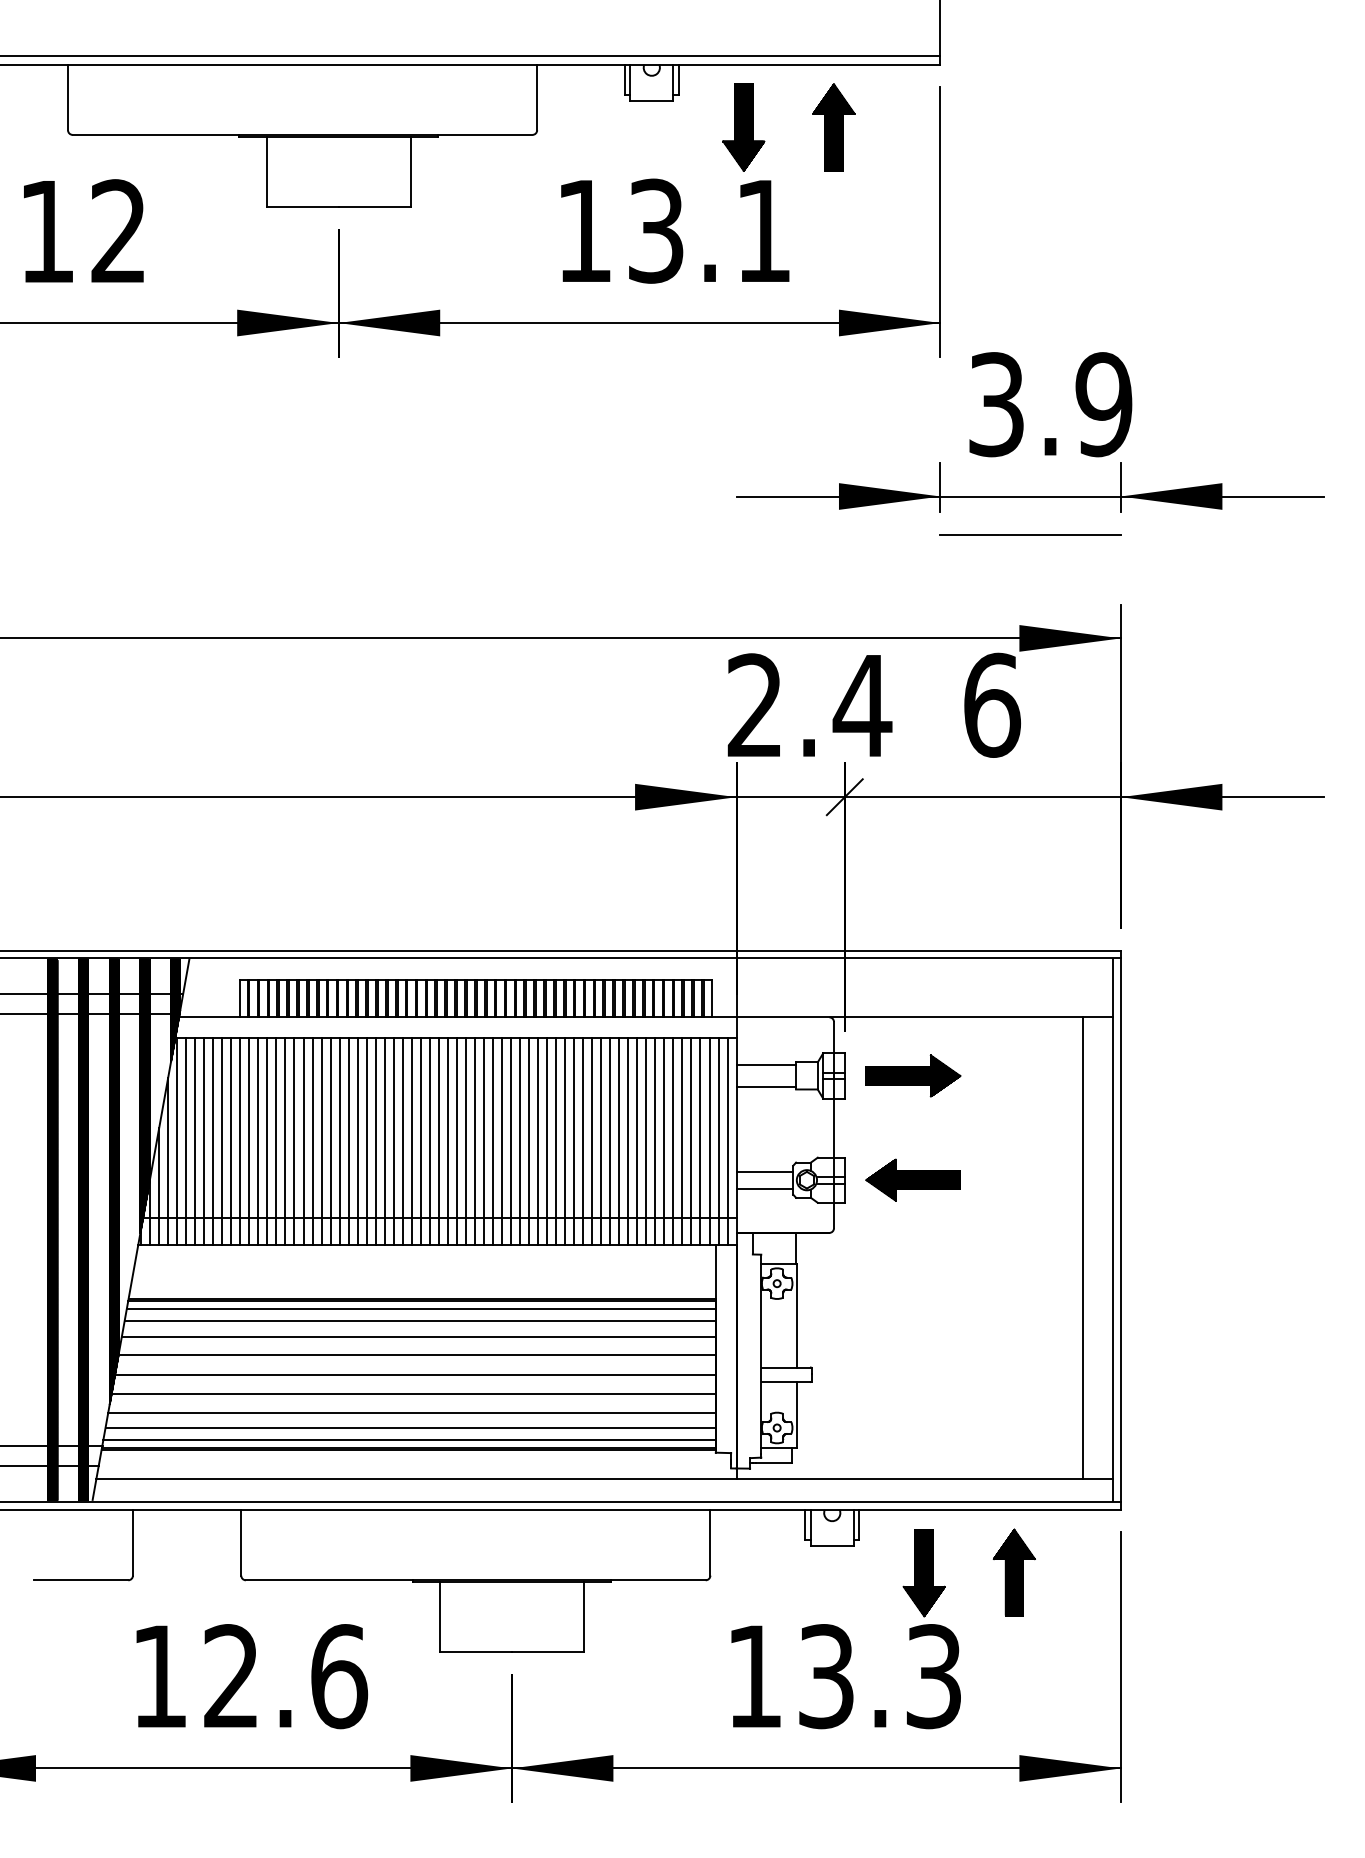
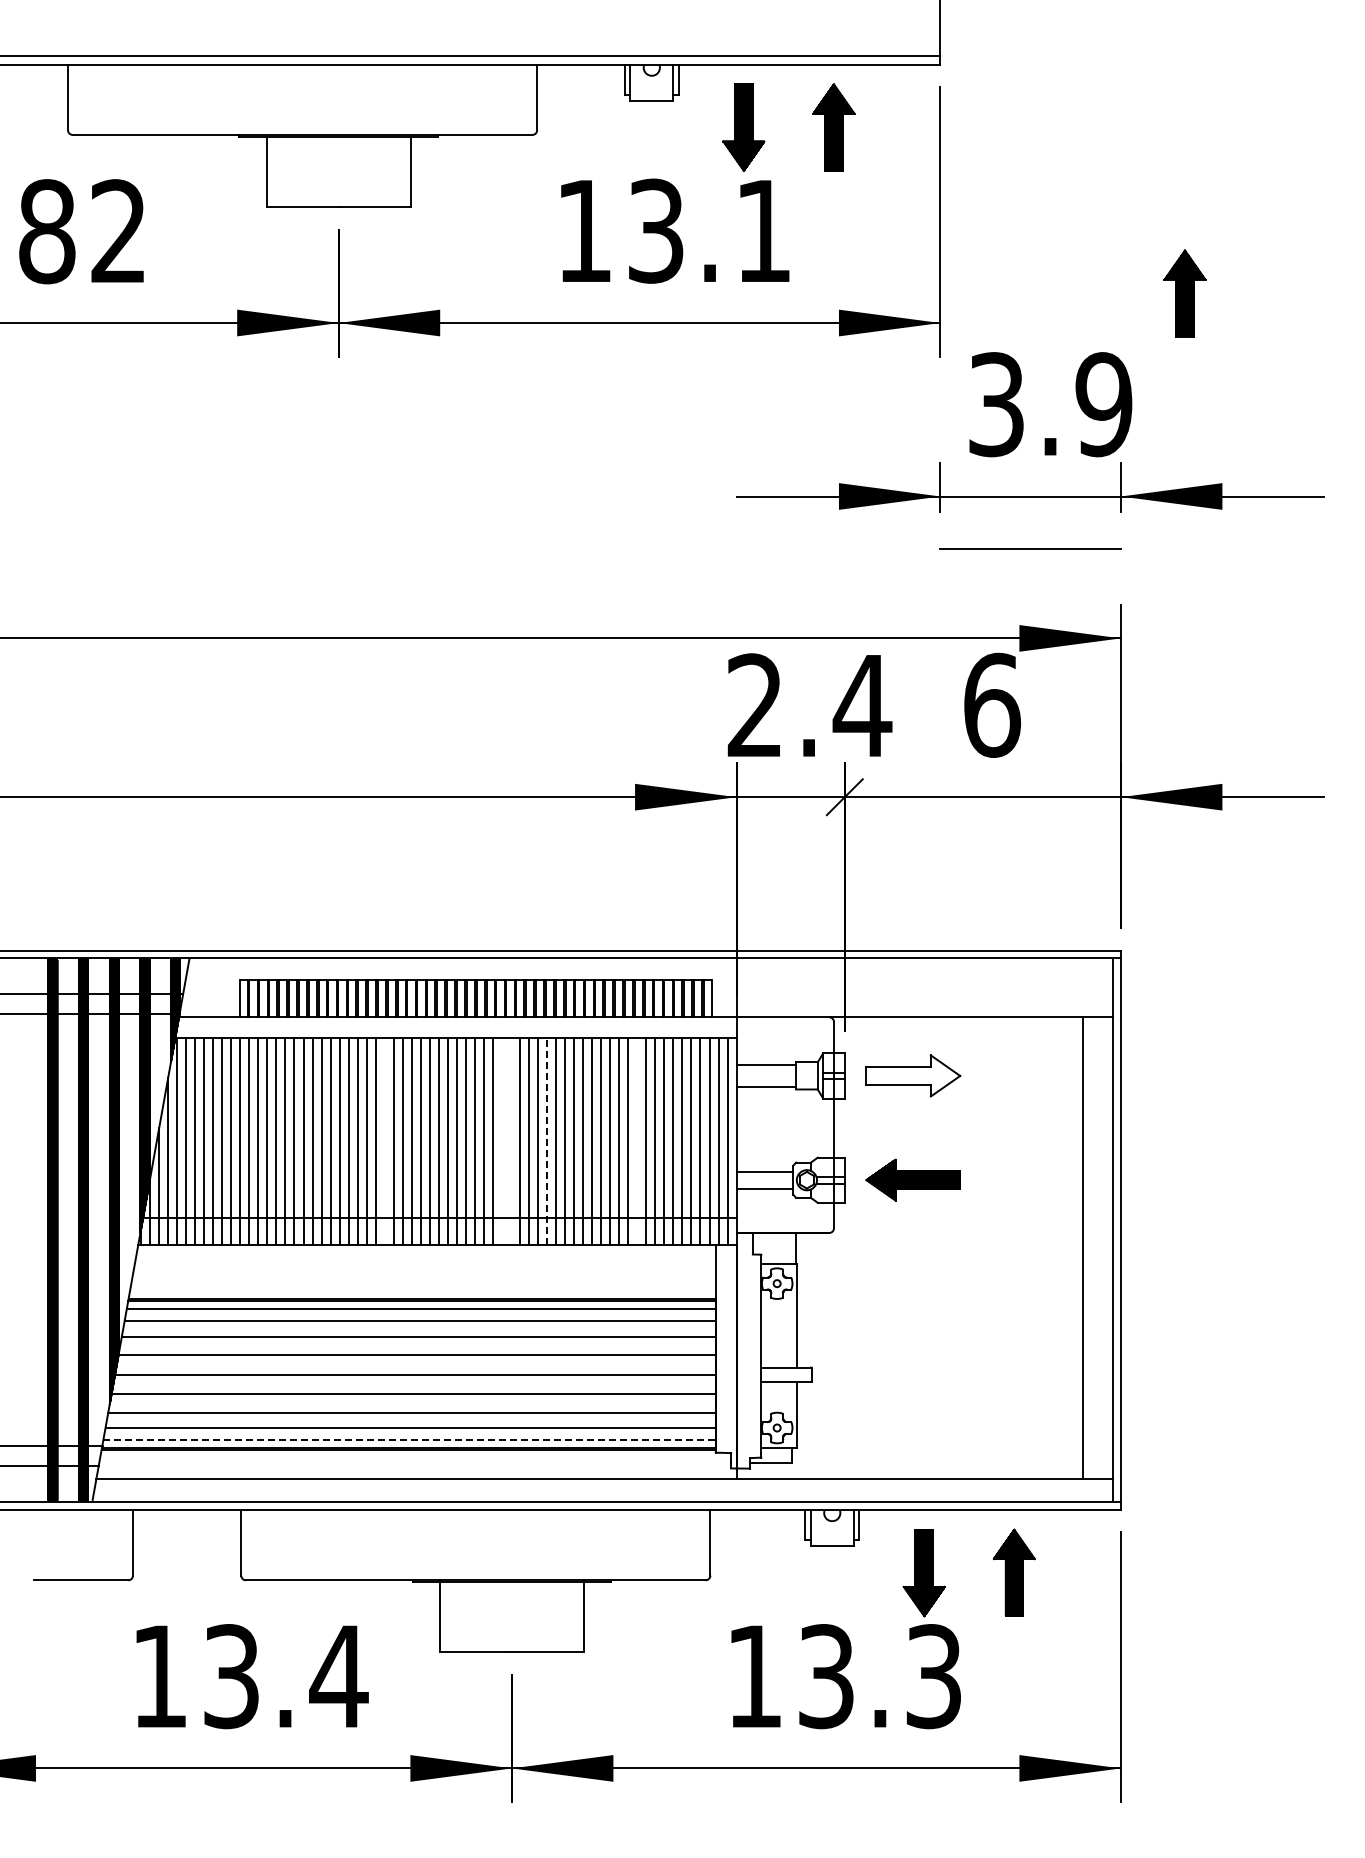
text: 12 -> 82 (47, 231)
part: none -> present (1184, 293)
line position: (1030, 534) -> (1030, 548) (1030, 548)
hatch: present -> none (913, 1075)
line: present -> none (384, 1141)
line: present -> none (501, 1141)
line: present -> none (511, 1141)
line: solid -> dashed (547, 1141)
line: present -> none (637, 1141)
line: solid -> dashed (410, 1440)
text: 12.6 -> 13.4 (286, 1676)
